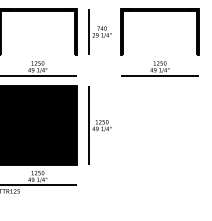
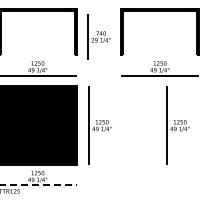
part position: (99, 31) -> (98, 36) (98, 36)
part: none -> present (177, 125)
line: solid -> dashed (39, 185)
